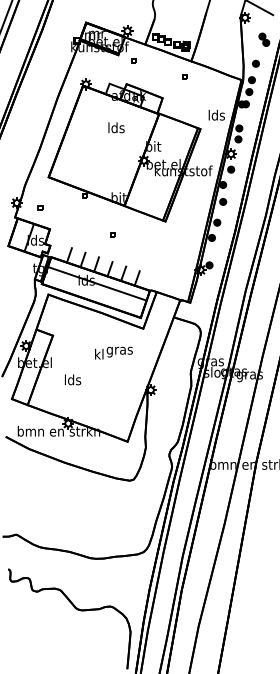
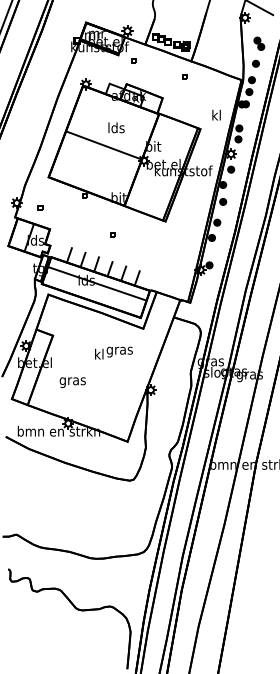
part position: (264, 39) -> (259, 43) (259, 43)
text: lds -> kl (216, 114)
line: none -> present (103, 145)
text: lds -> gras (72, 380)
